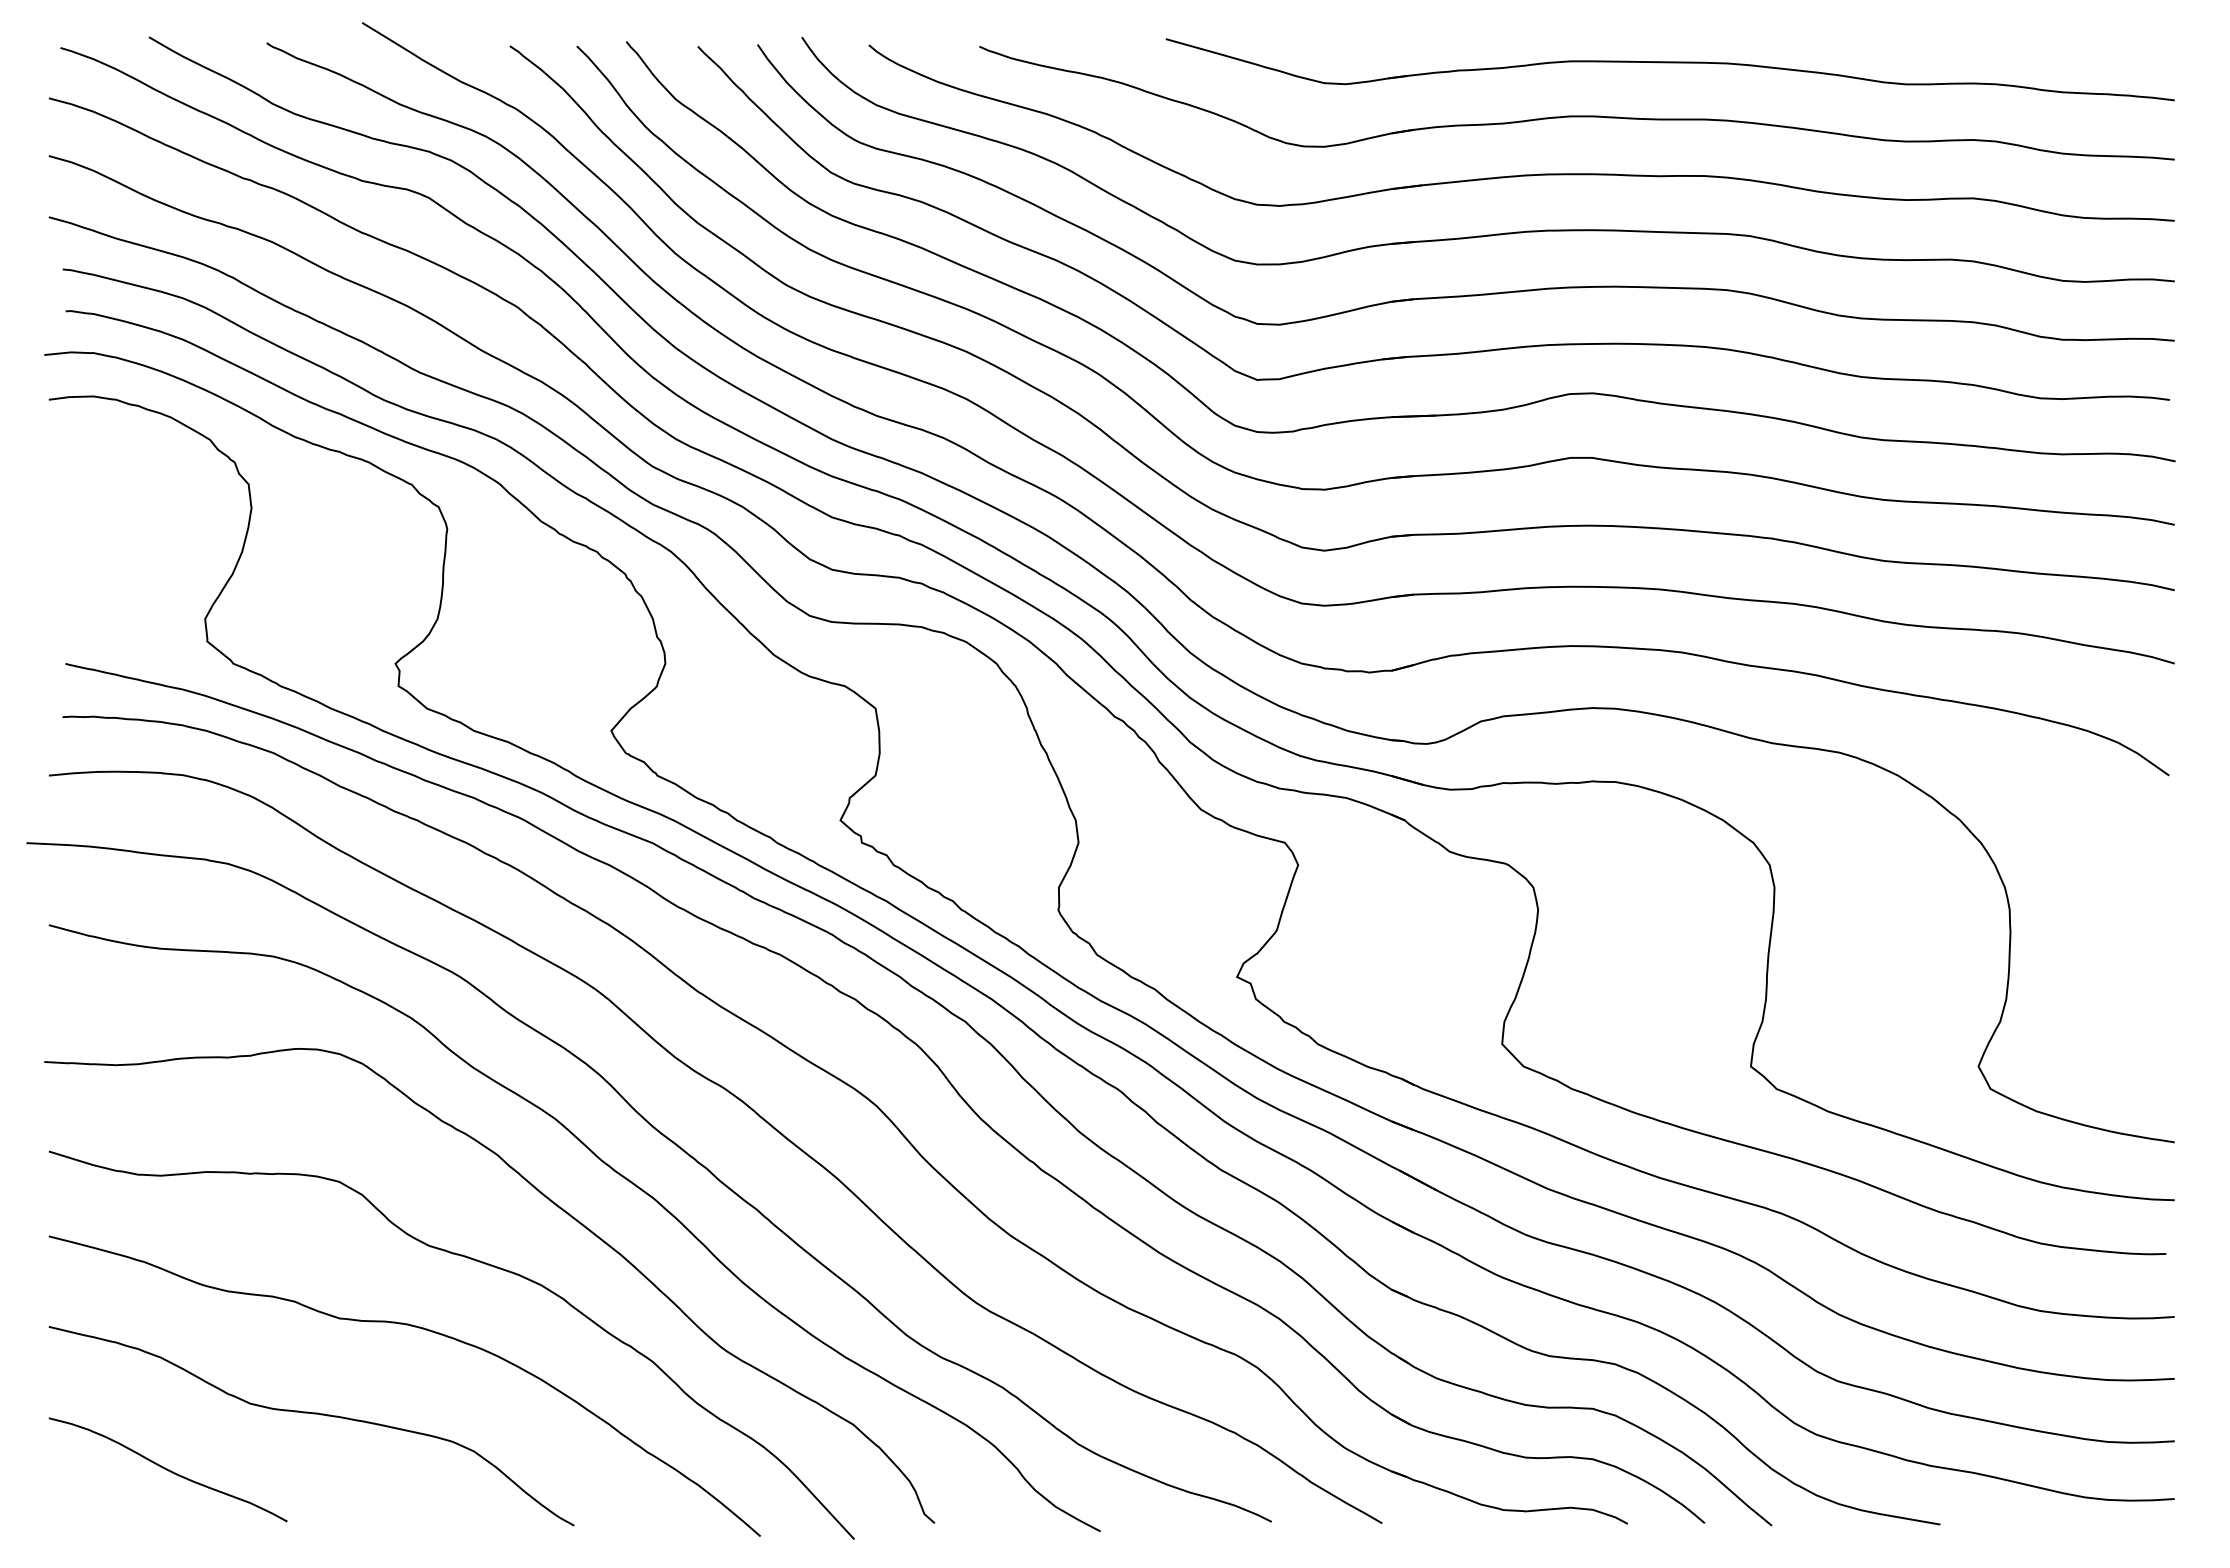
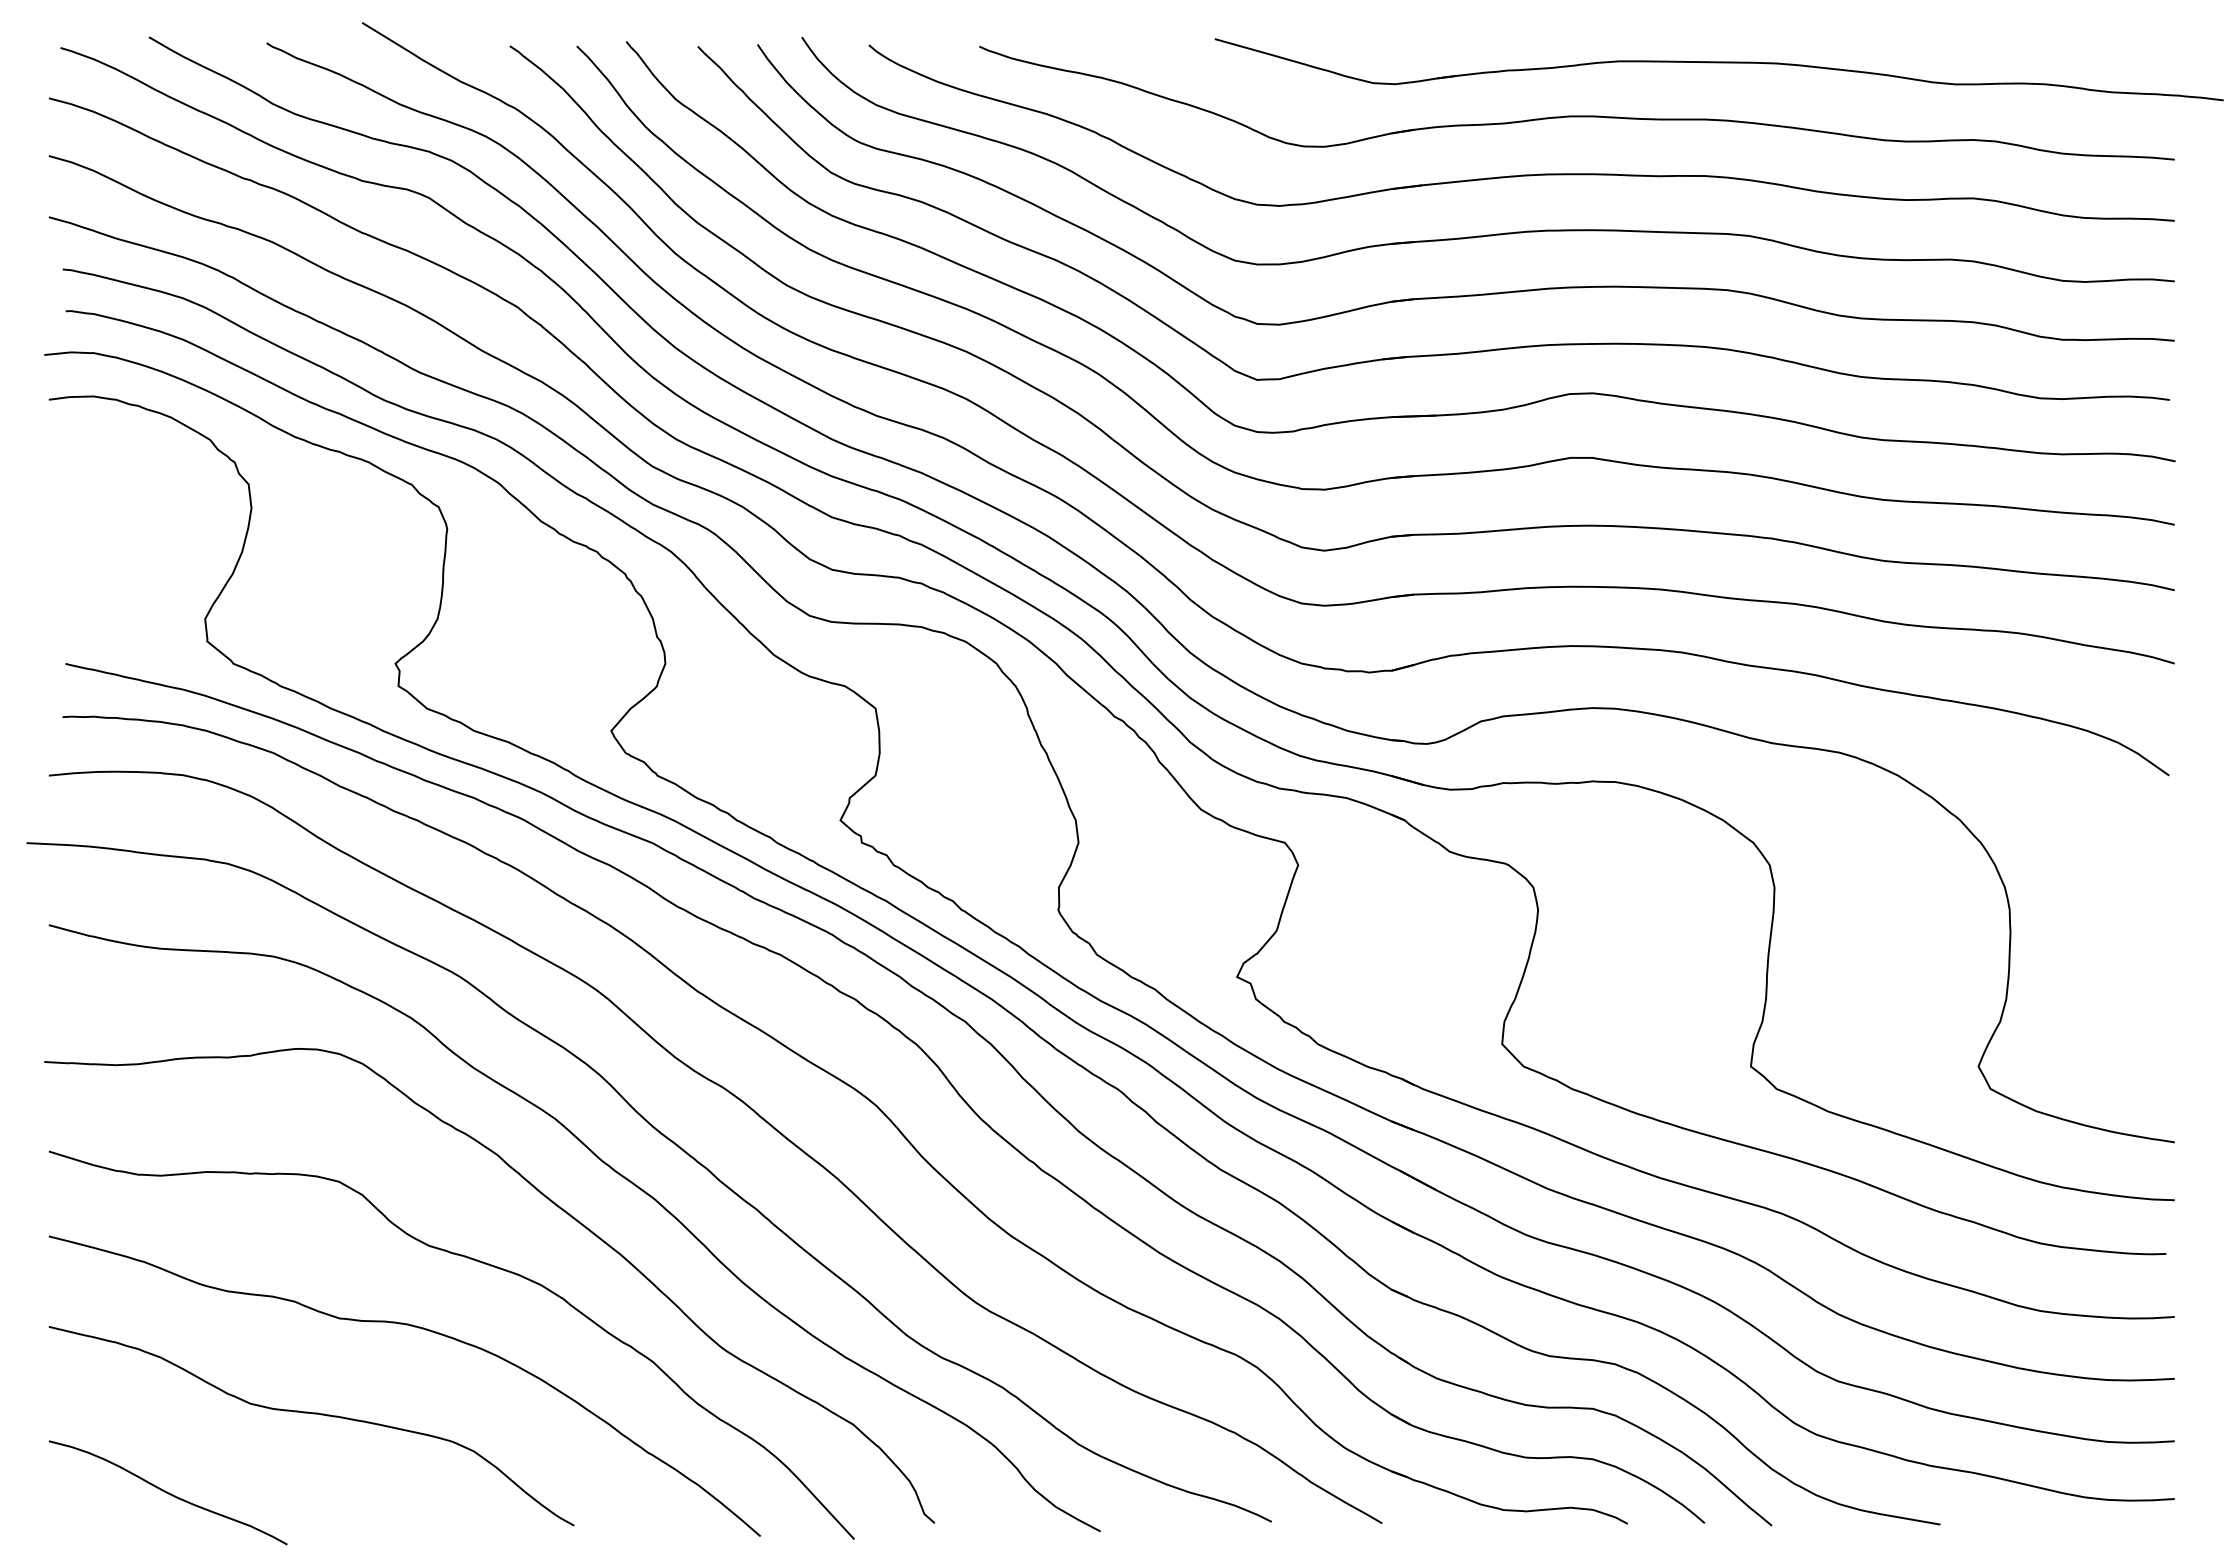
part position: (1669, 69) -> (1718, 69) (1718, 69)
curve position: (167, 1469) -> (167, 1492) (167, 1492)
